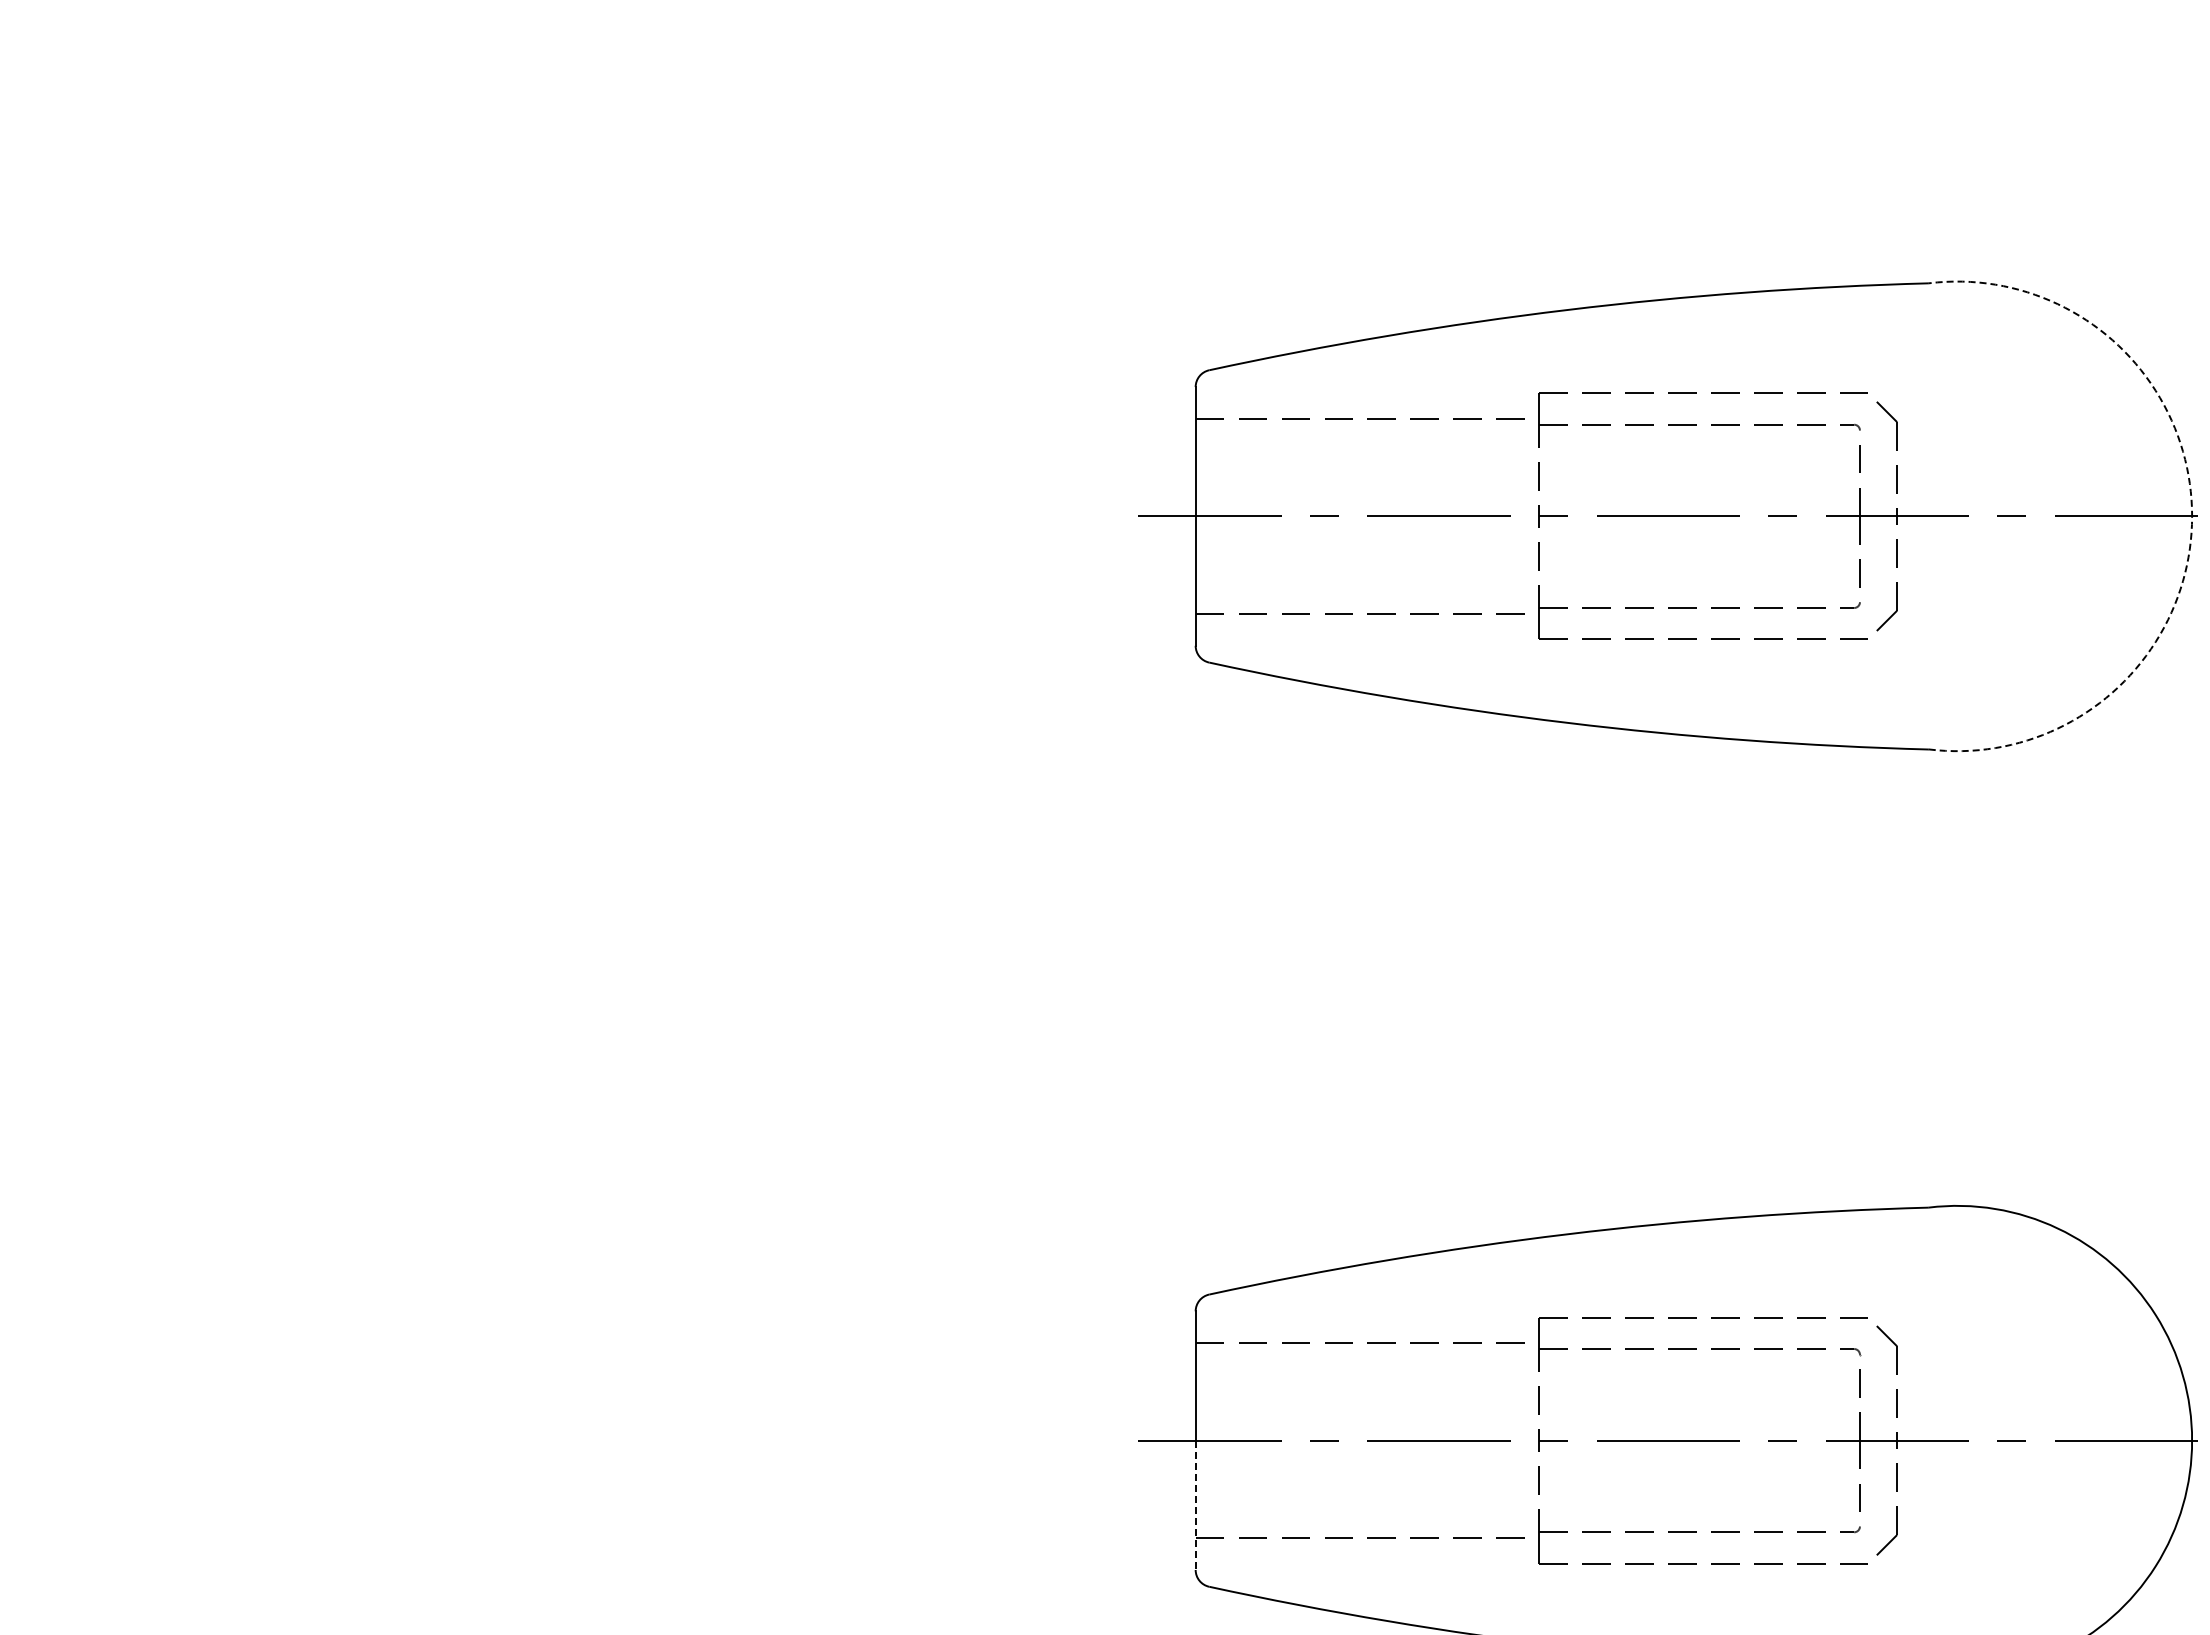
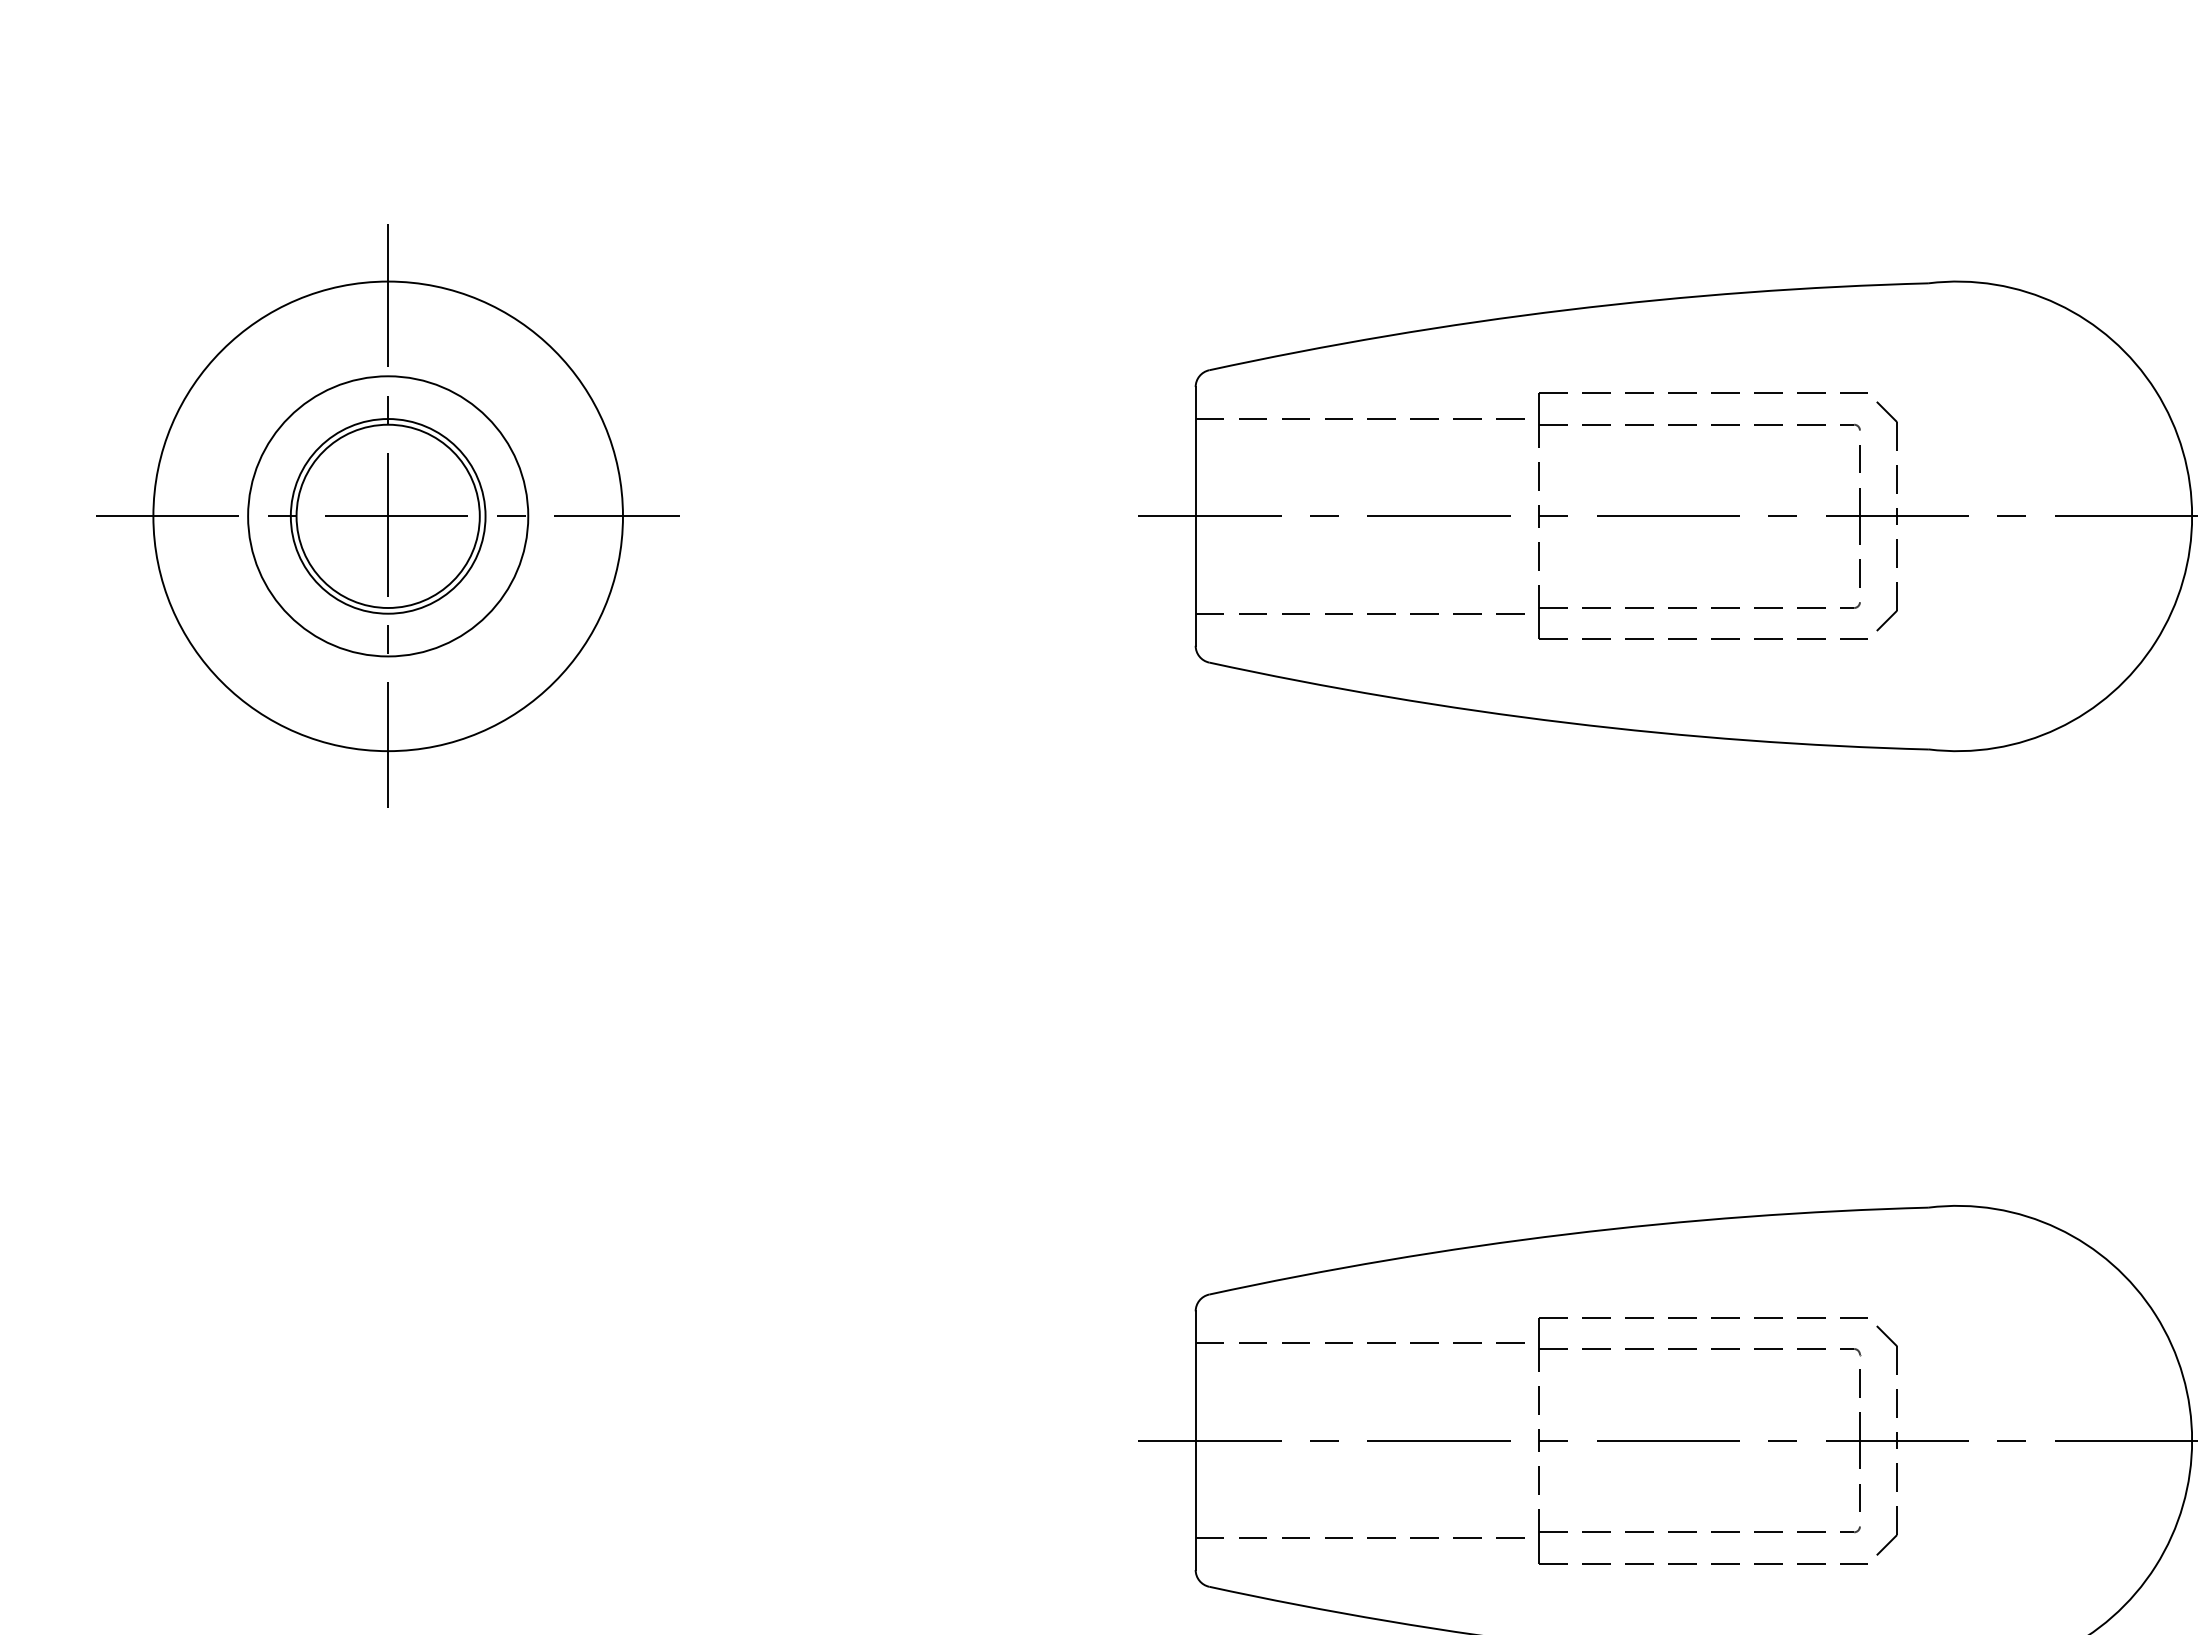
part: none -> present (387, 515)
arc: dashed -> solid (2192, 516)
line: dashed -> solid (1195, 1505)
